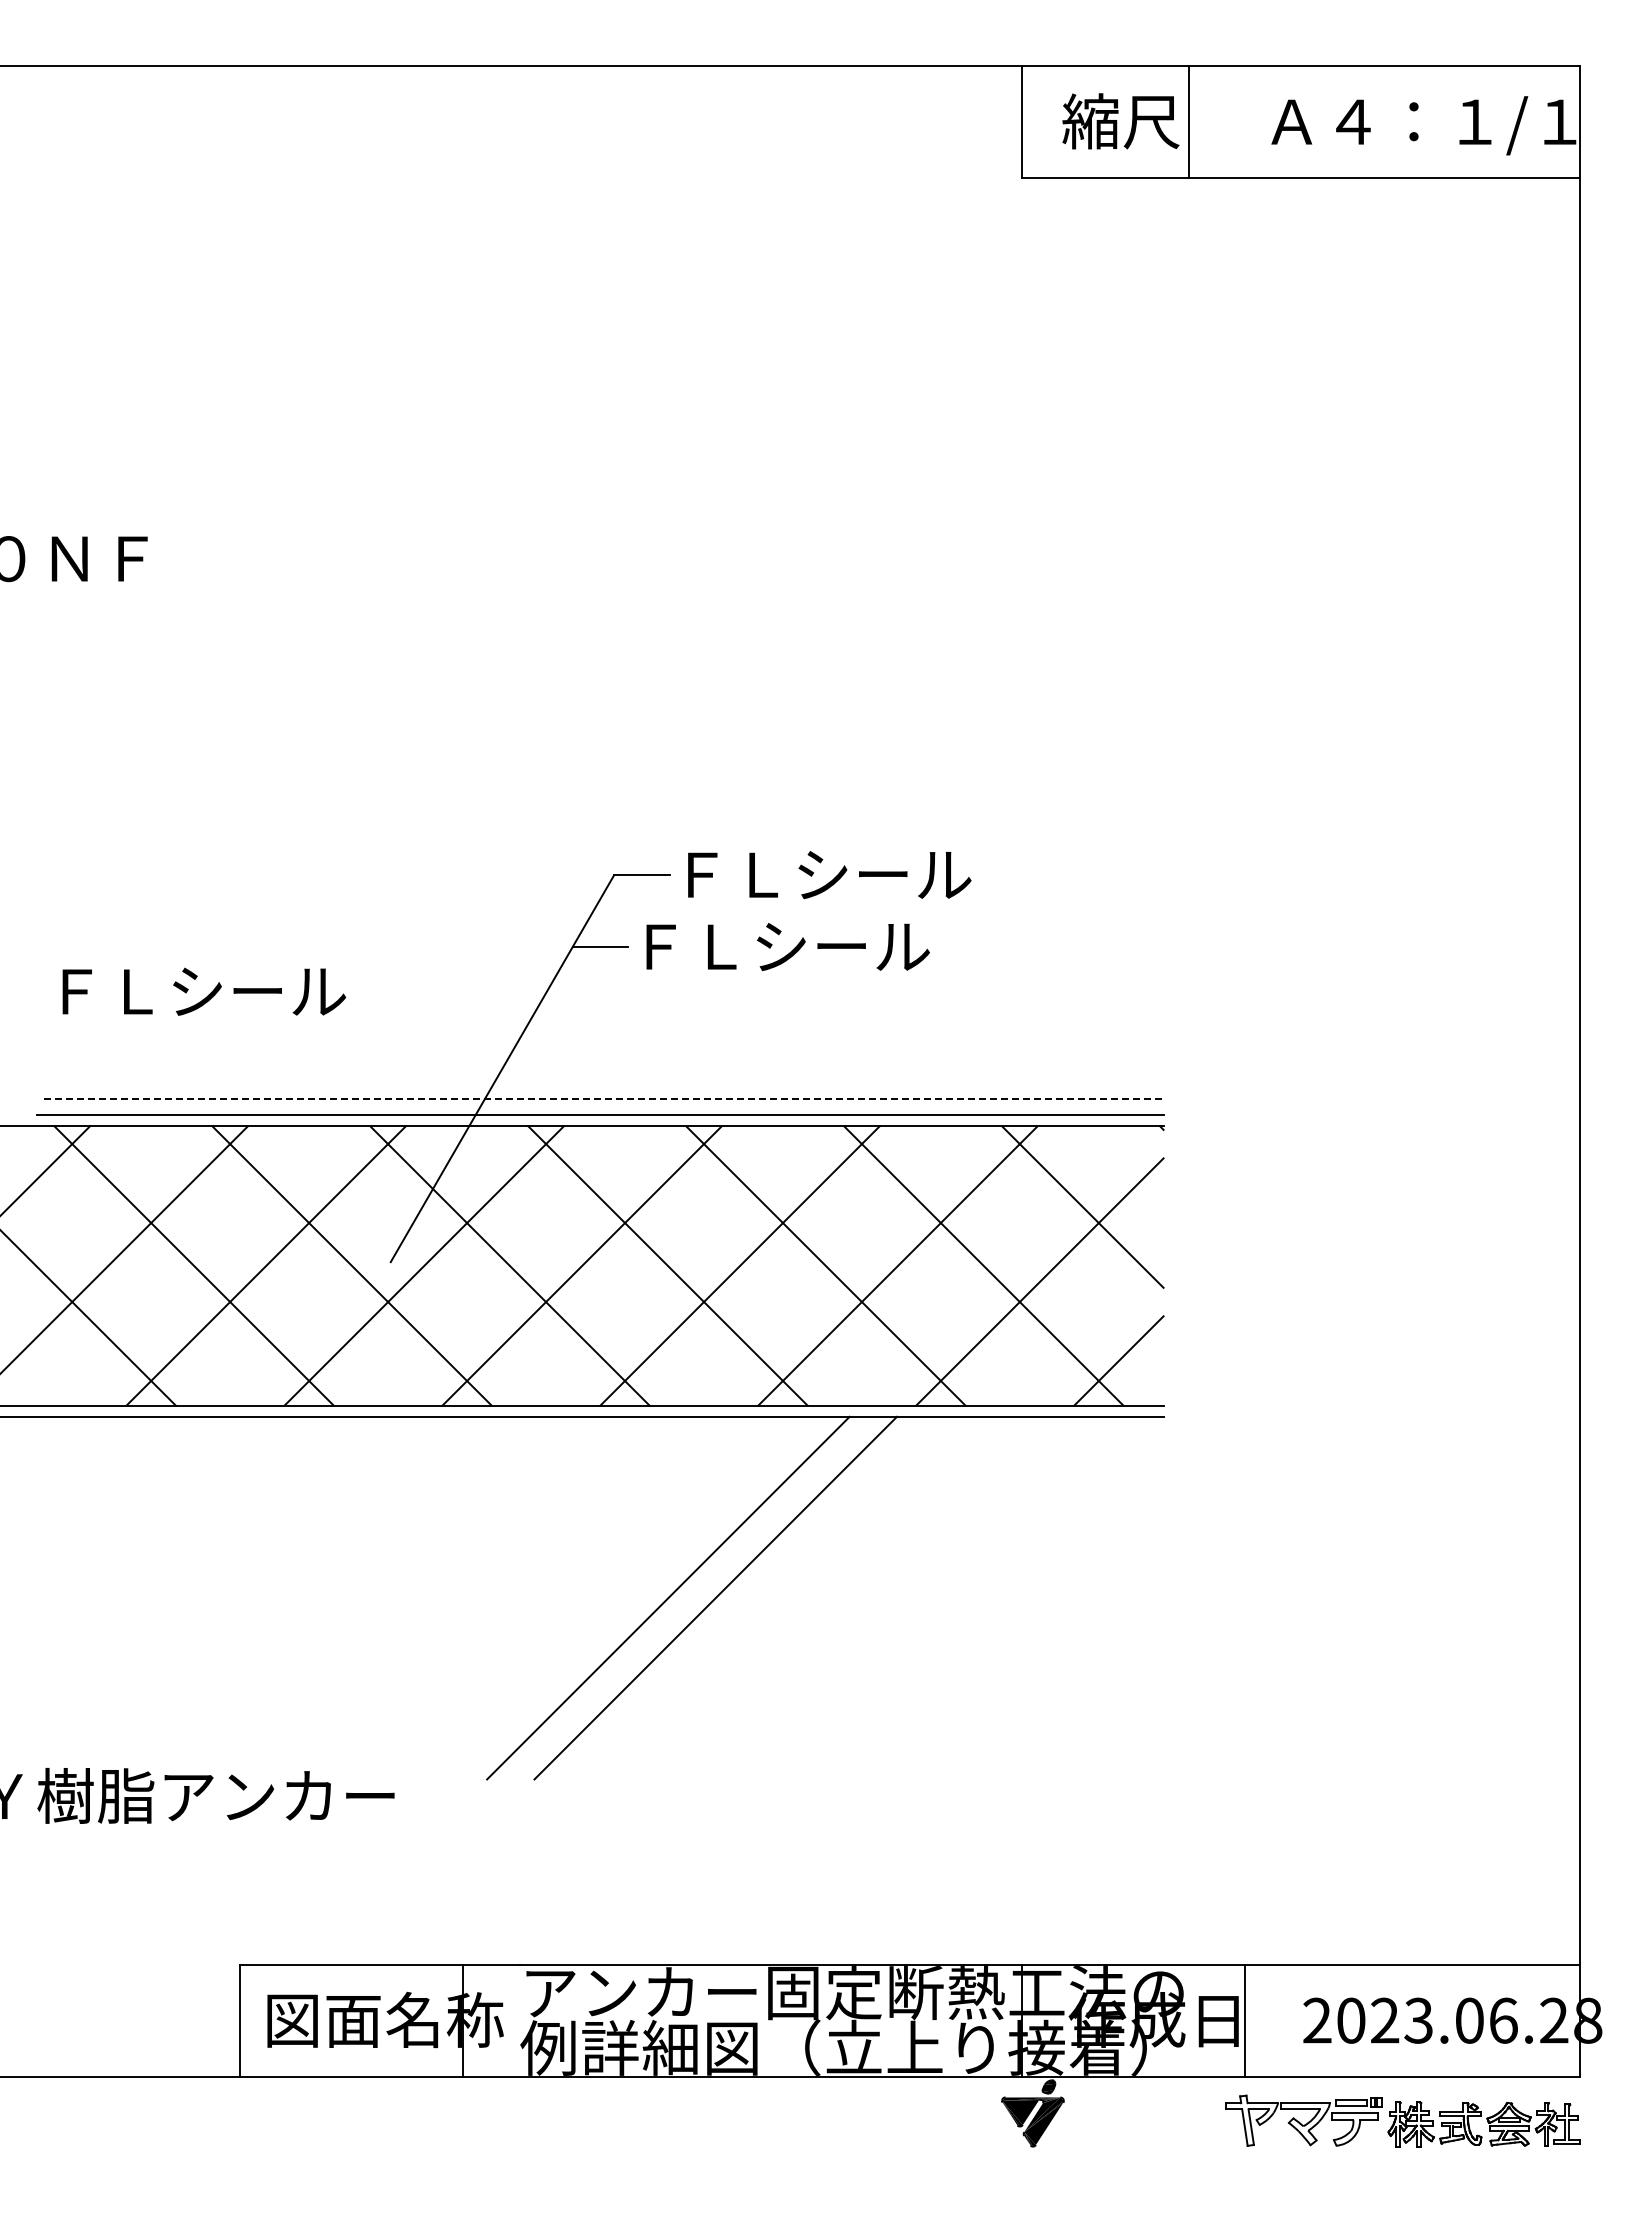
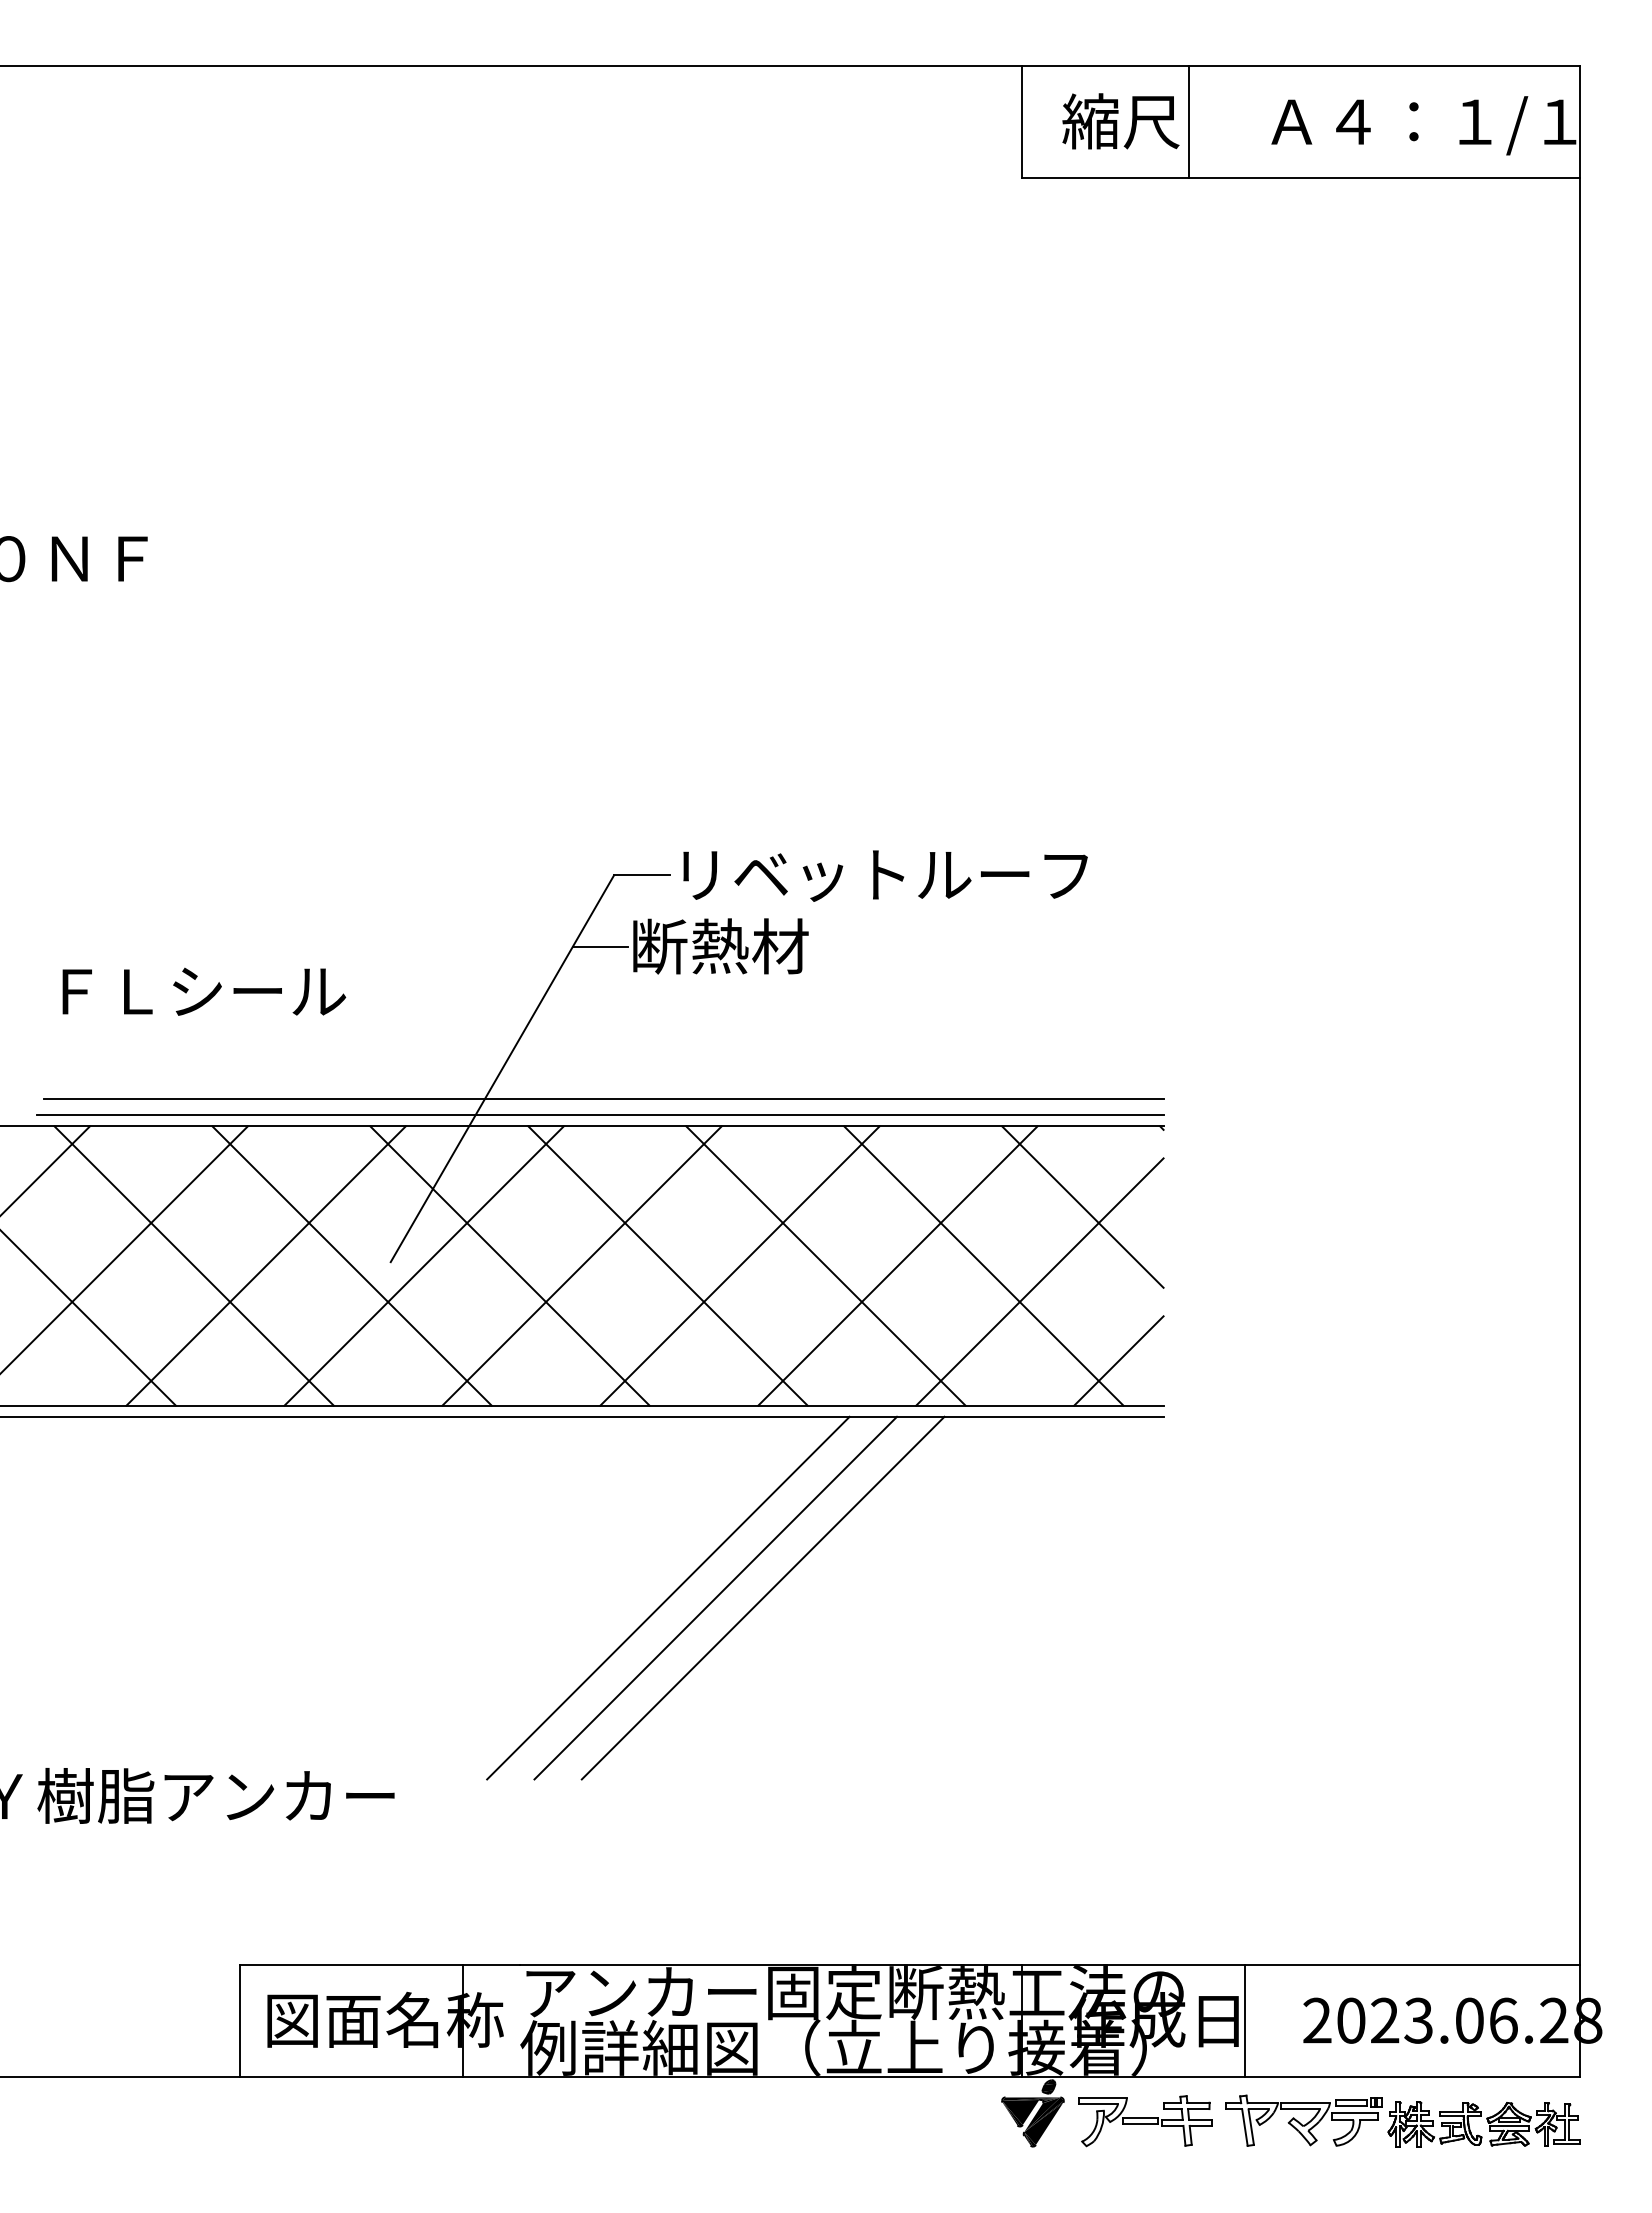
text: ＦＬシール -> リベットルーフ (885, 875)
text: ＦＬシール -> 断熱材 (781, 946)
line: dashed -> solid (603, 1098)
line: none -> present (762, 1597)
part: none -> present (1145, 2121)
